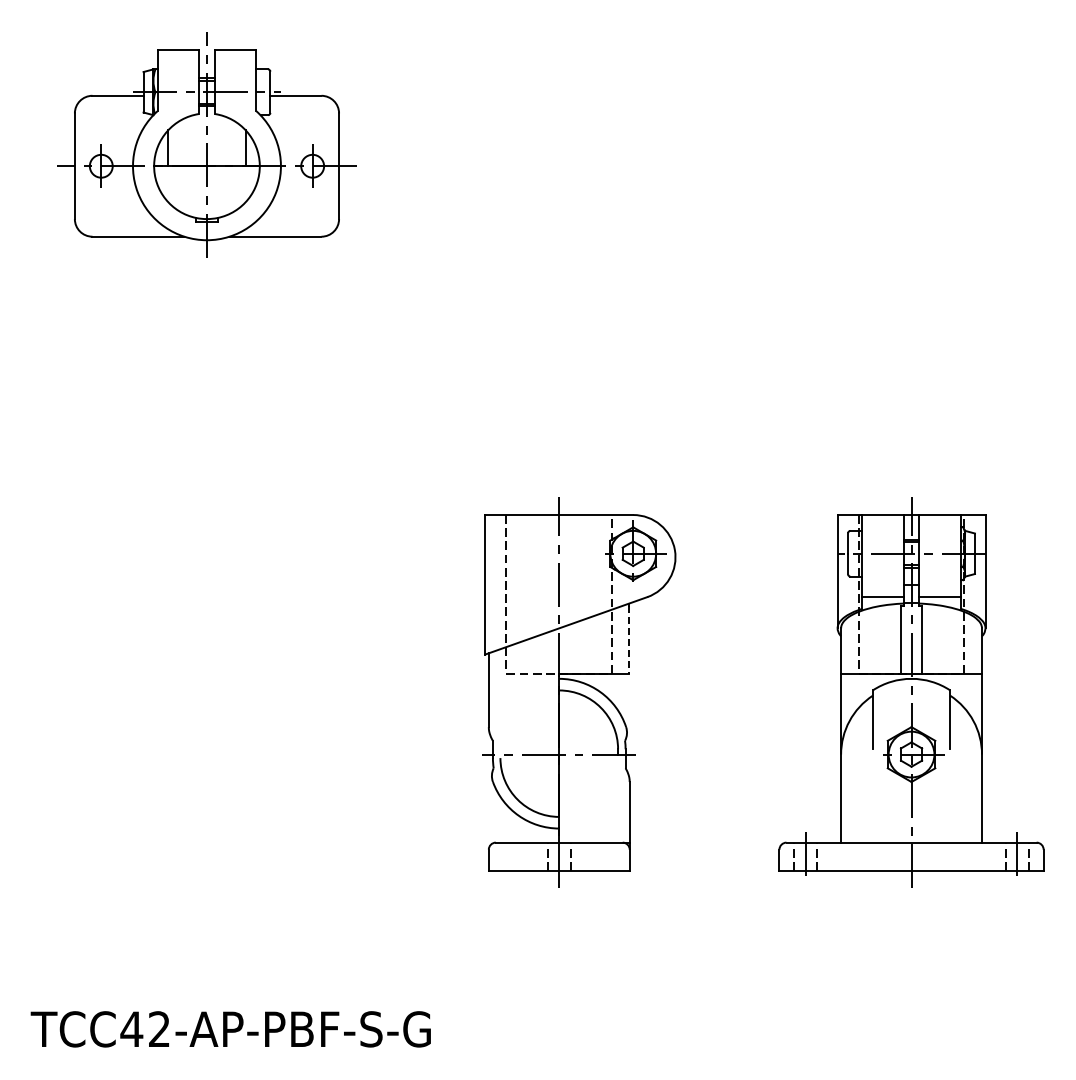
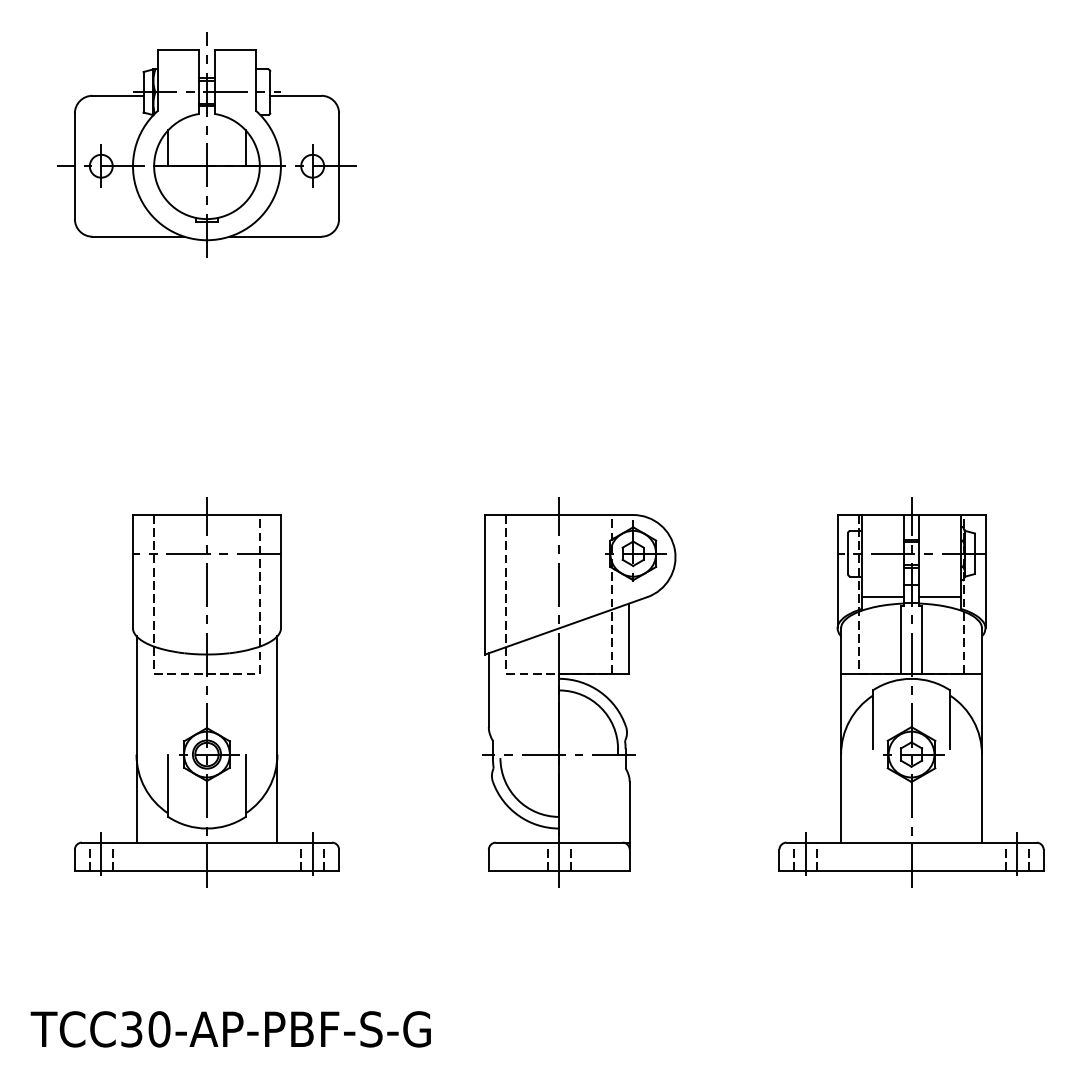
line: dashed -> solid (628, 639)
part: none -> present (206, 692)
text: TCC42-AP-PBF-S-G -> TCC30-AP-PBF-S-G (145, 1029)
